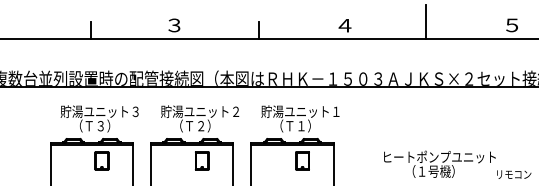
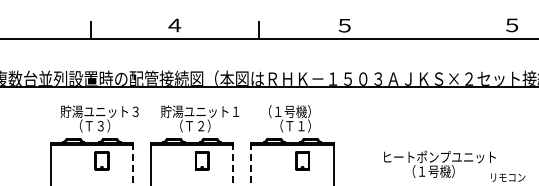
line: present -> none (425, 21)
text: ３ -> ４ (174, 25)
text: ４ -> ５ (344, 25)
text: 貯湯ユニット２ -> 貯湯ユニット１ (235, 110)
text: 貯湯ユニット１ -> （１号機） (300, 111)
line: solid -> dashed (132, 165)
line: solid -> dashed (233, 165)
line: solid -> dashed (251, 165)
text position: (514, 174) -> (508, 177) (508, 177)
